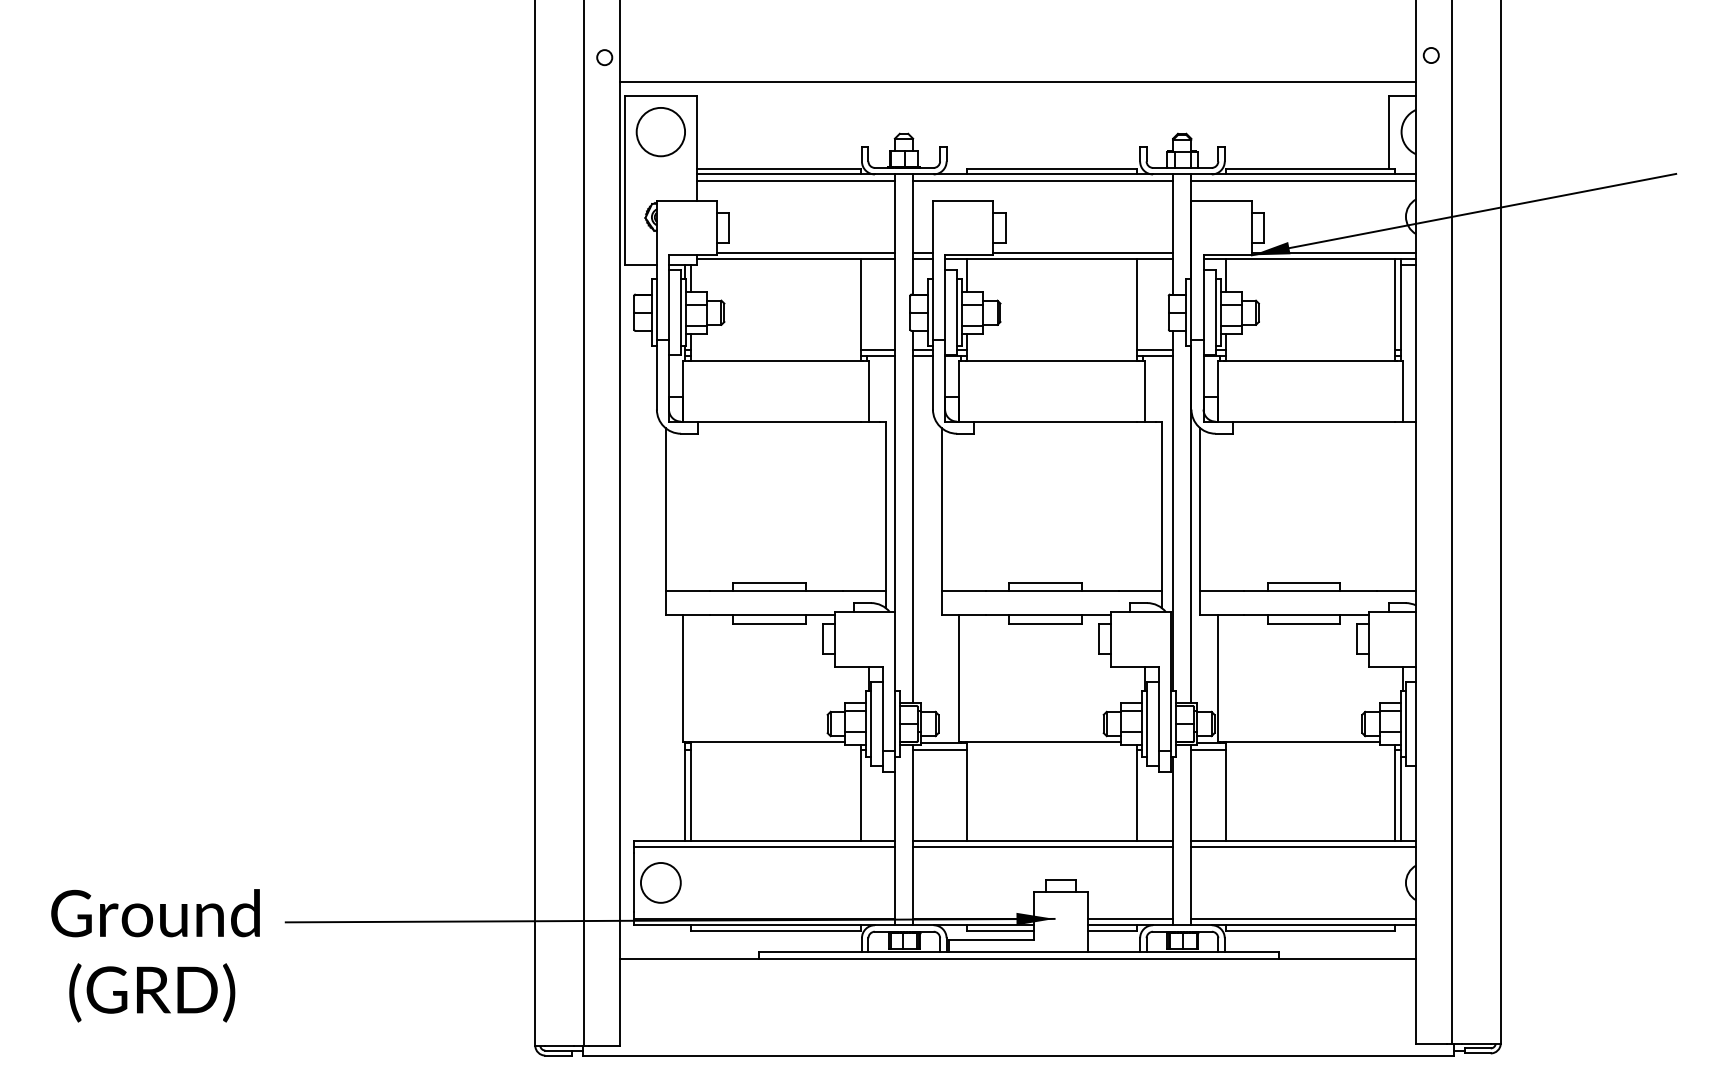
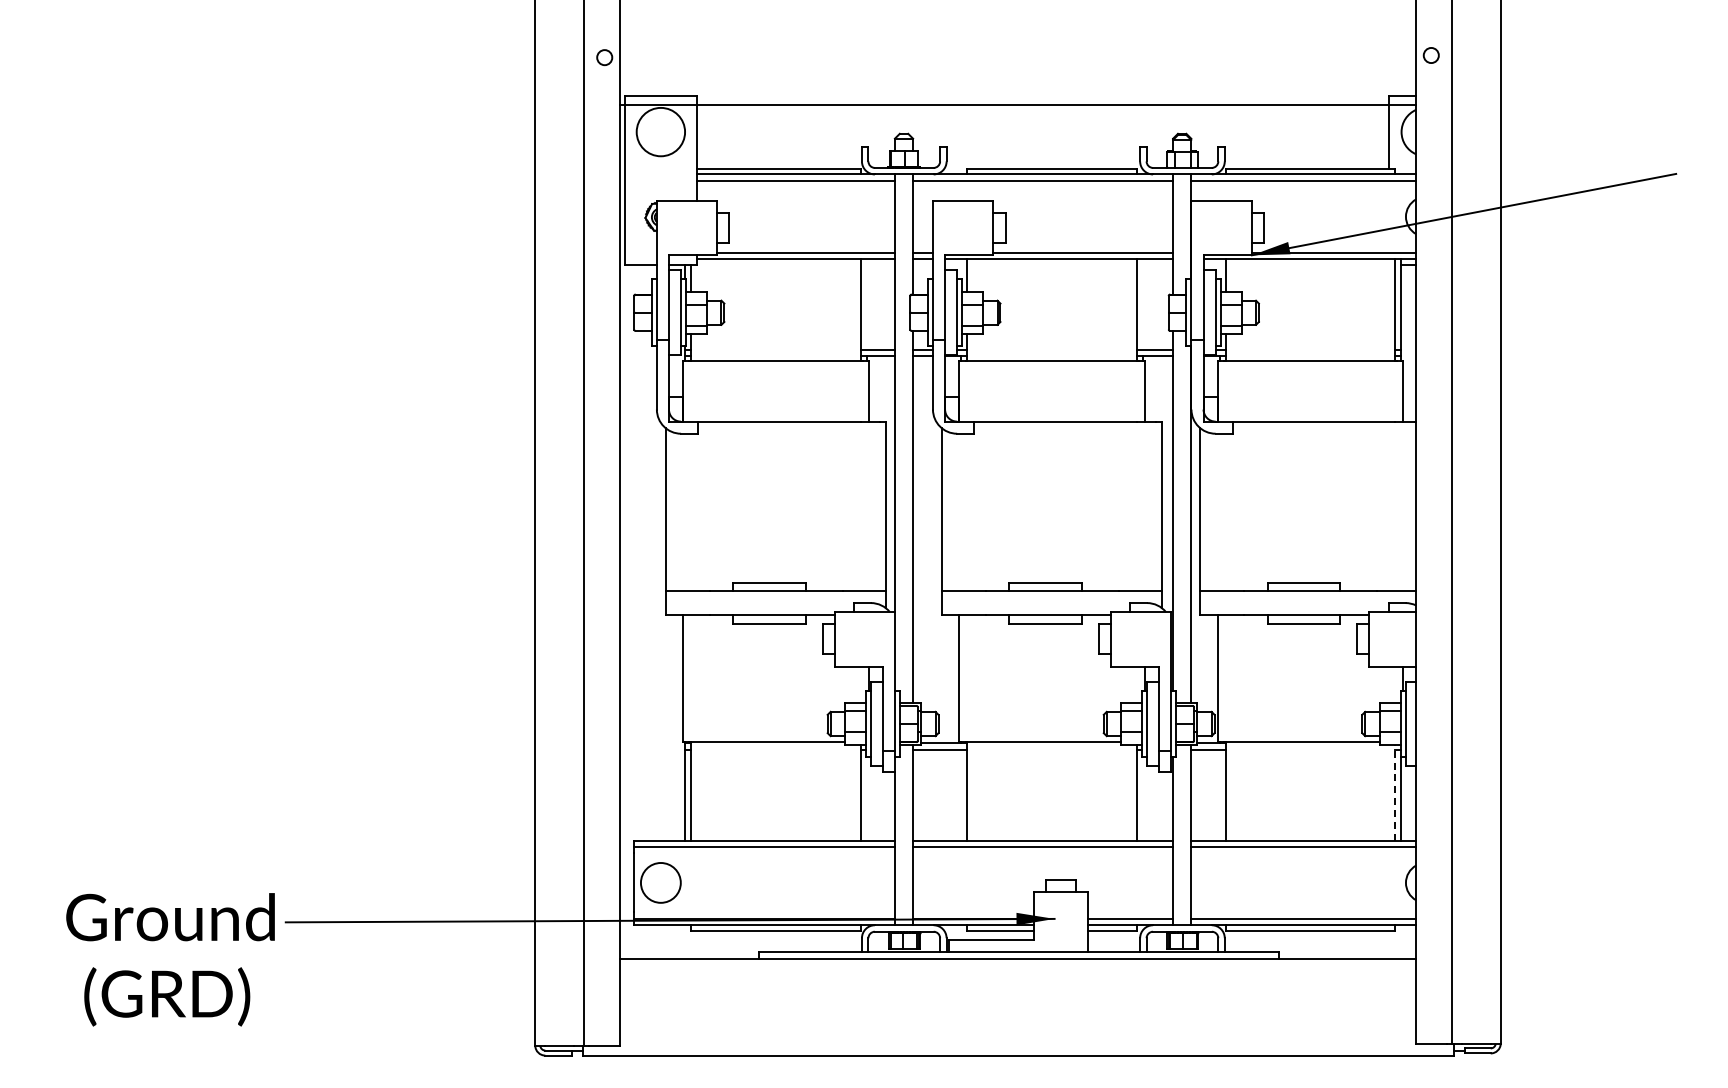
line position: (1017, 81) -> (1017, 104) (1017, 104)
line: solid -> dashed (1395, 792)
text position: (155, 955) -> (170, 959) (170, 959)
